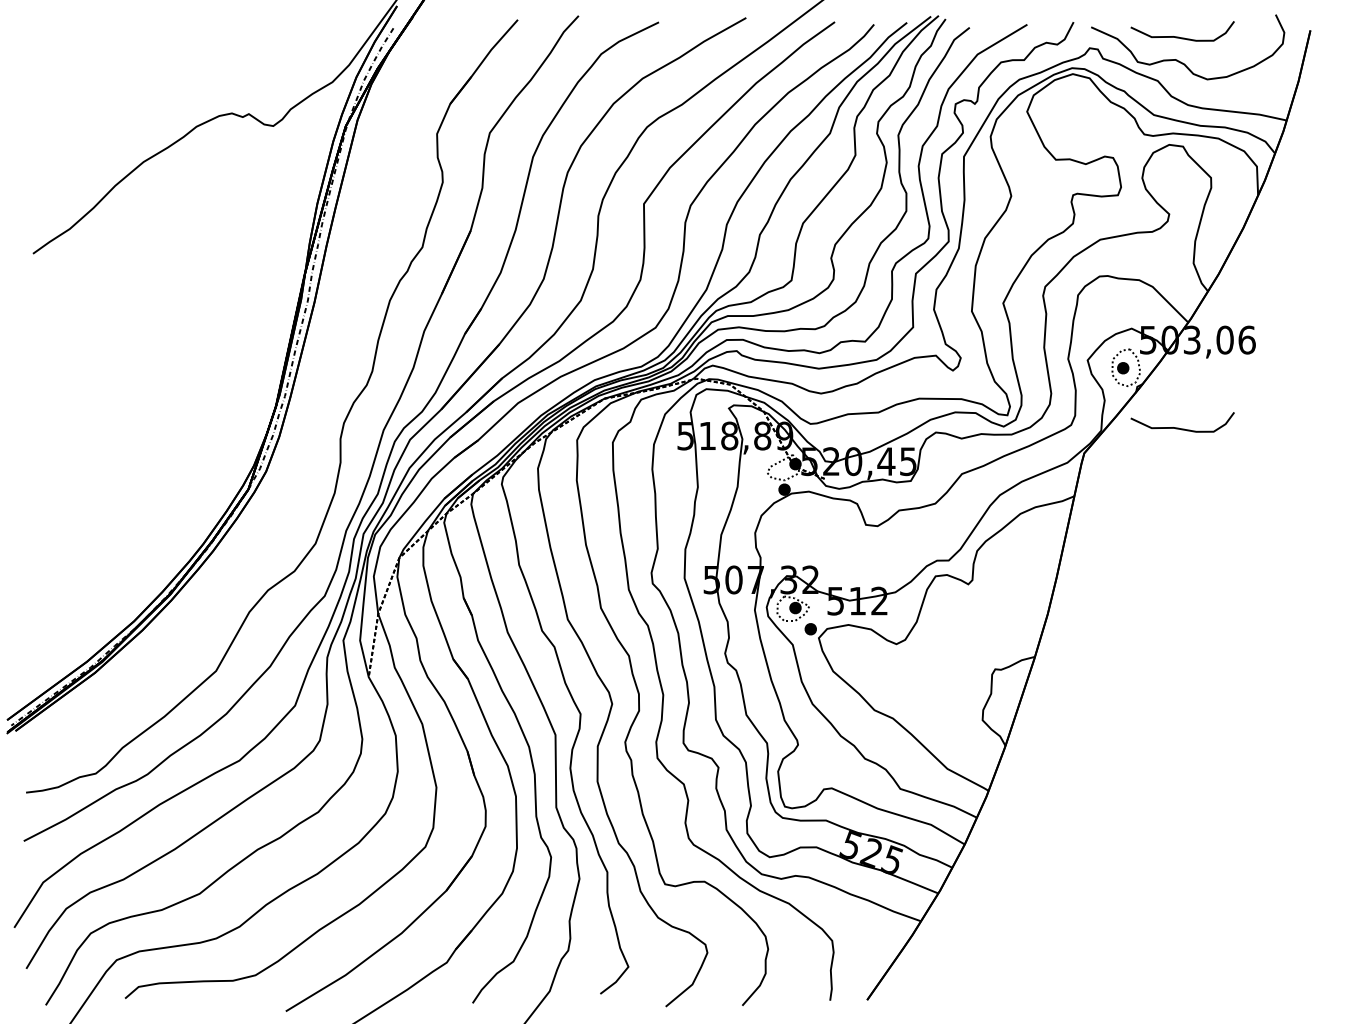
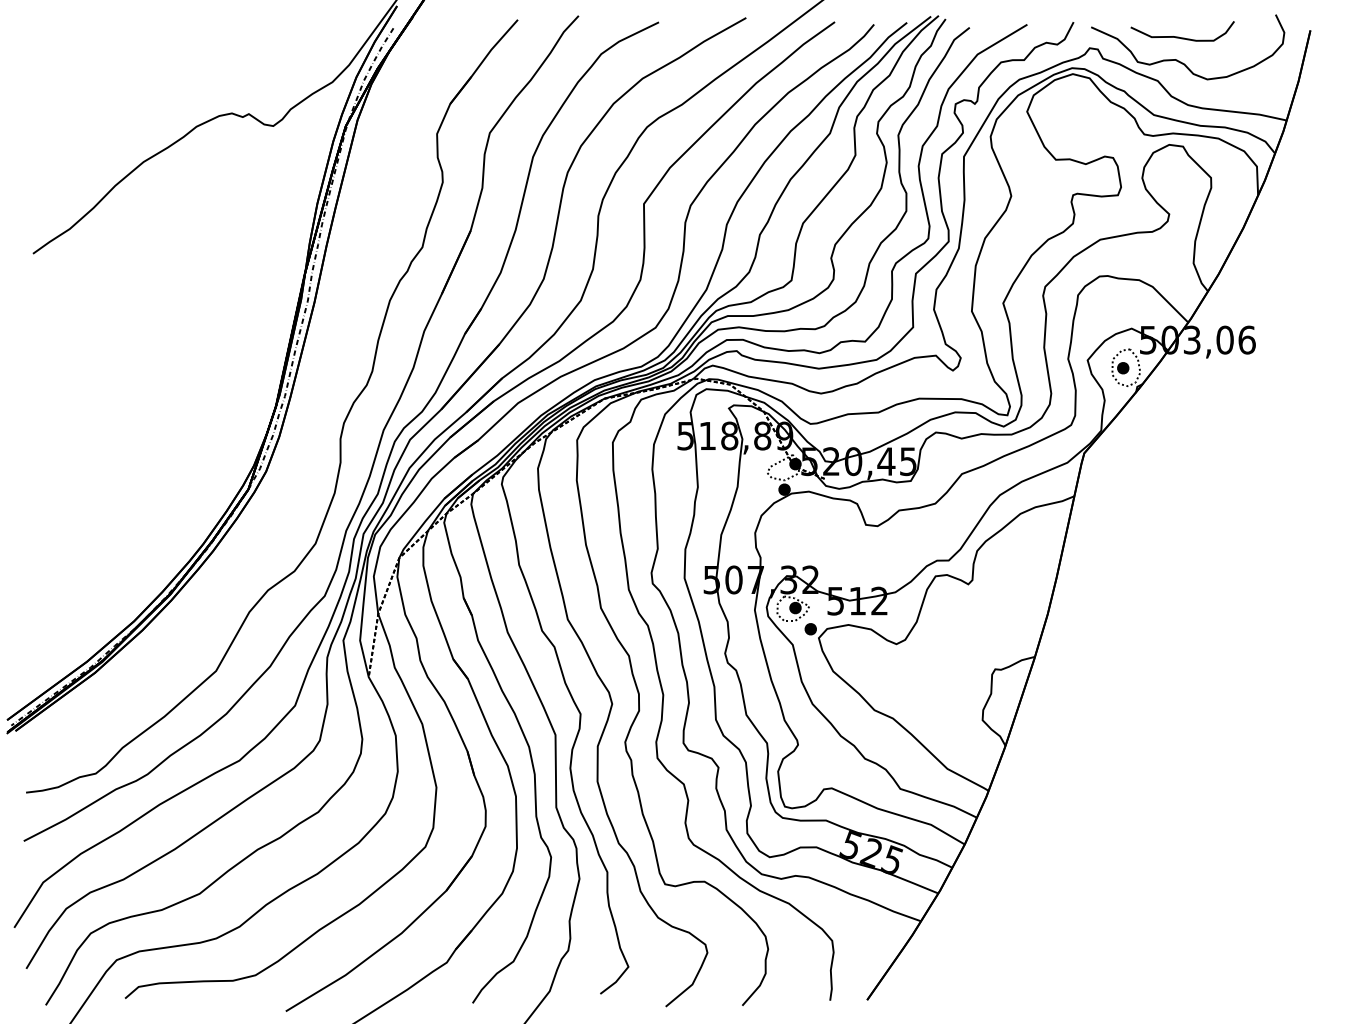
curve: present -> none (1182, 428)
